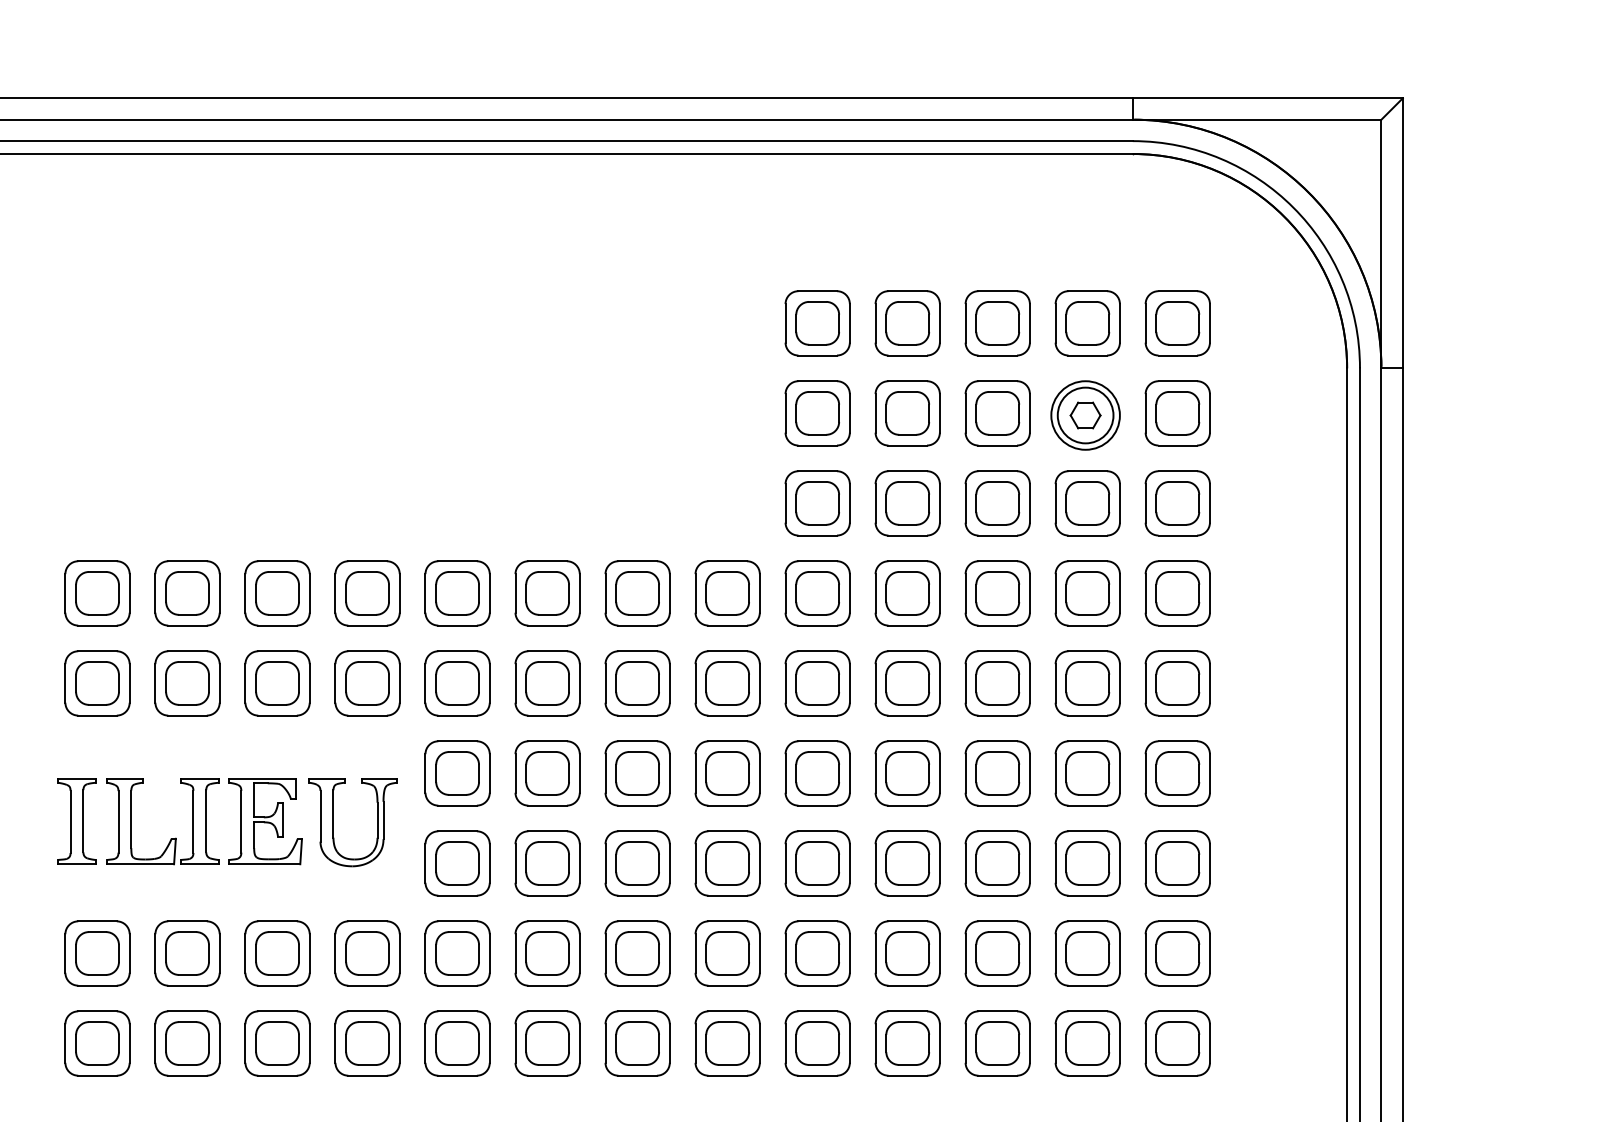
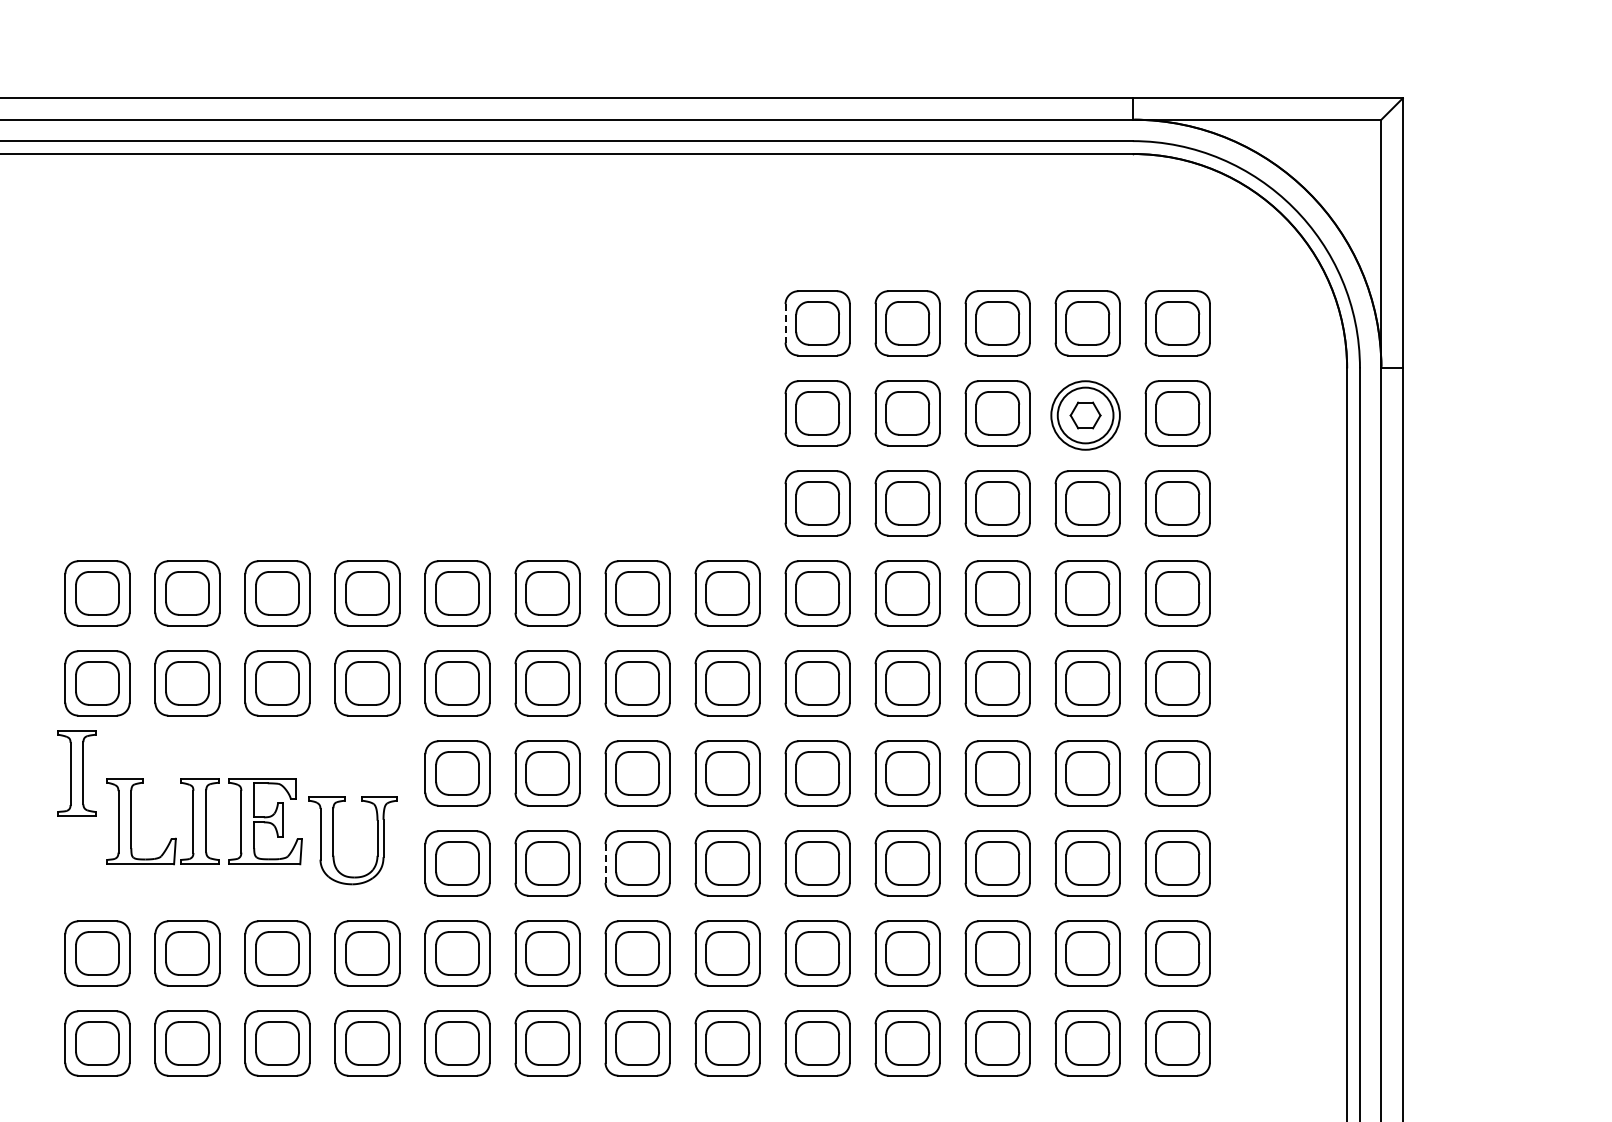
line: solid -> dashed (785, 323)
part position: (76, 821) -> (76, 773) (76, 773)
part position: (333, 822) -> (333, 840) (333, 840)
line: solid -> dashed (605, 863)
